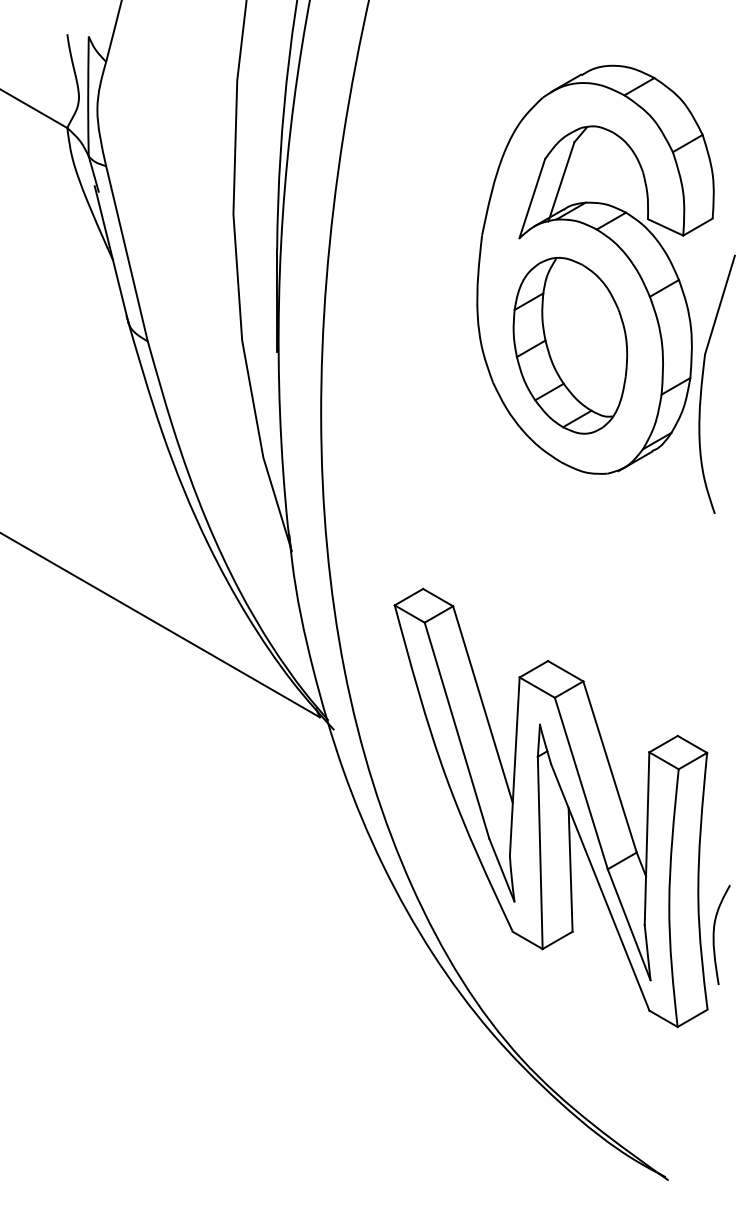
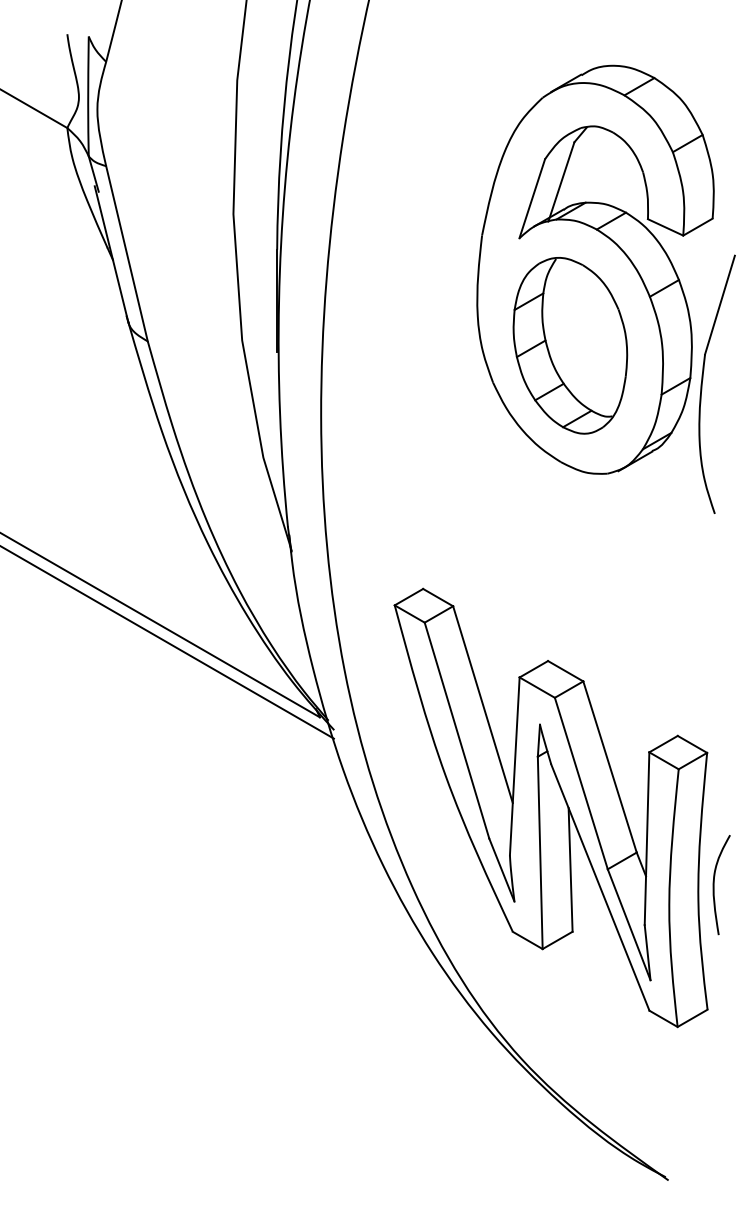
line: none -> present (167, 642)
curve position: (714, 935) -> (714, 885) (714, 885)
